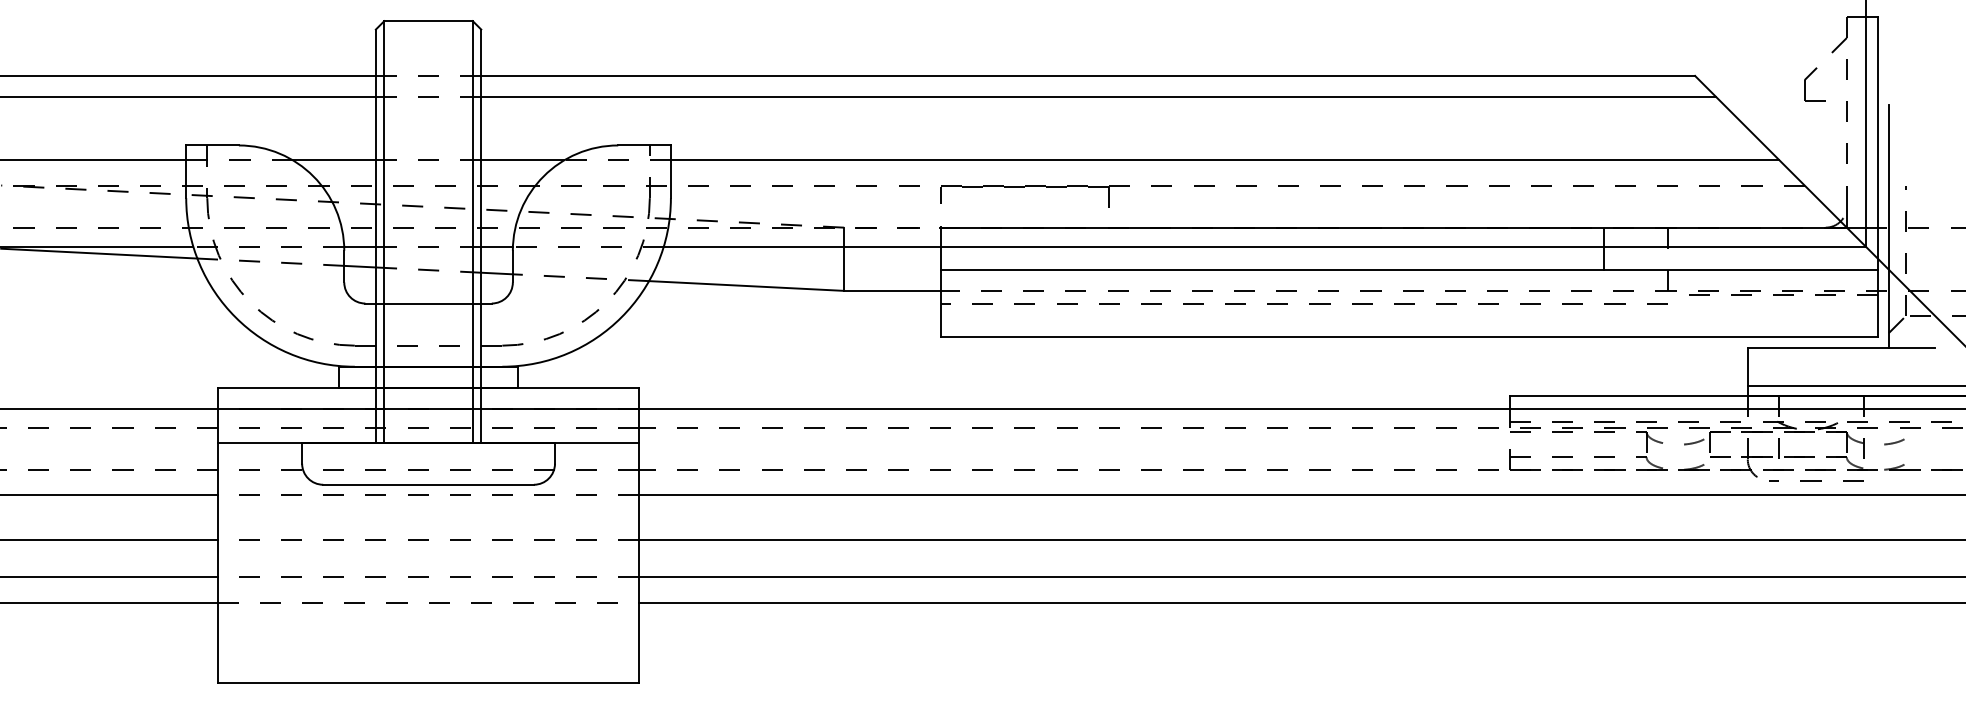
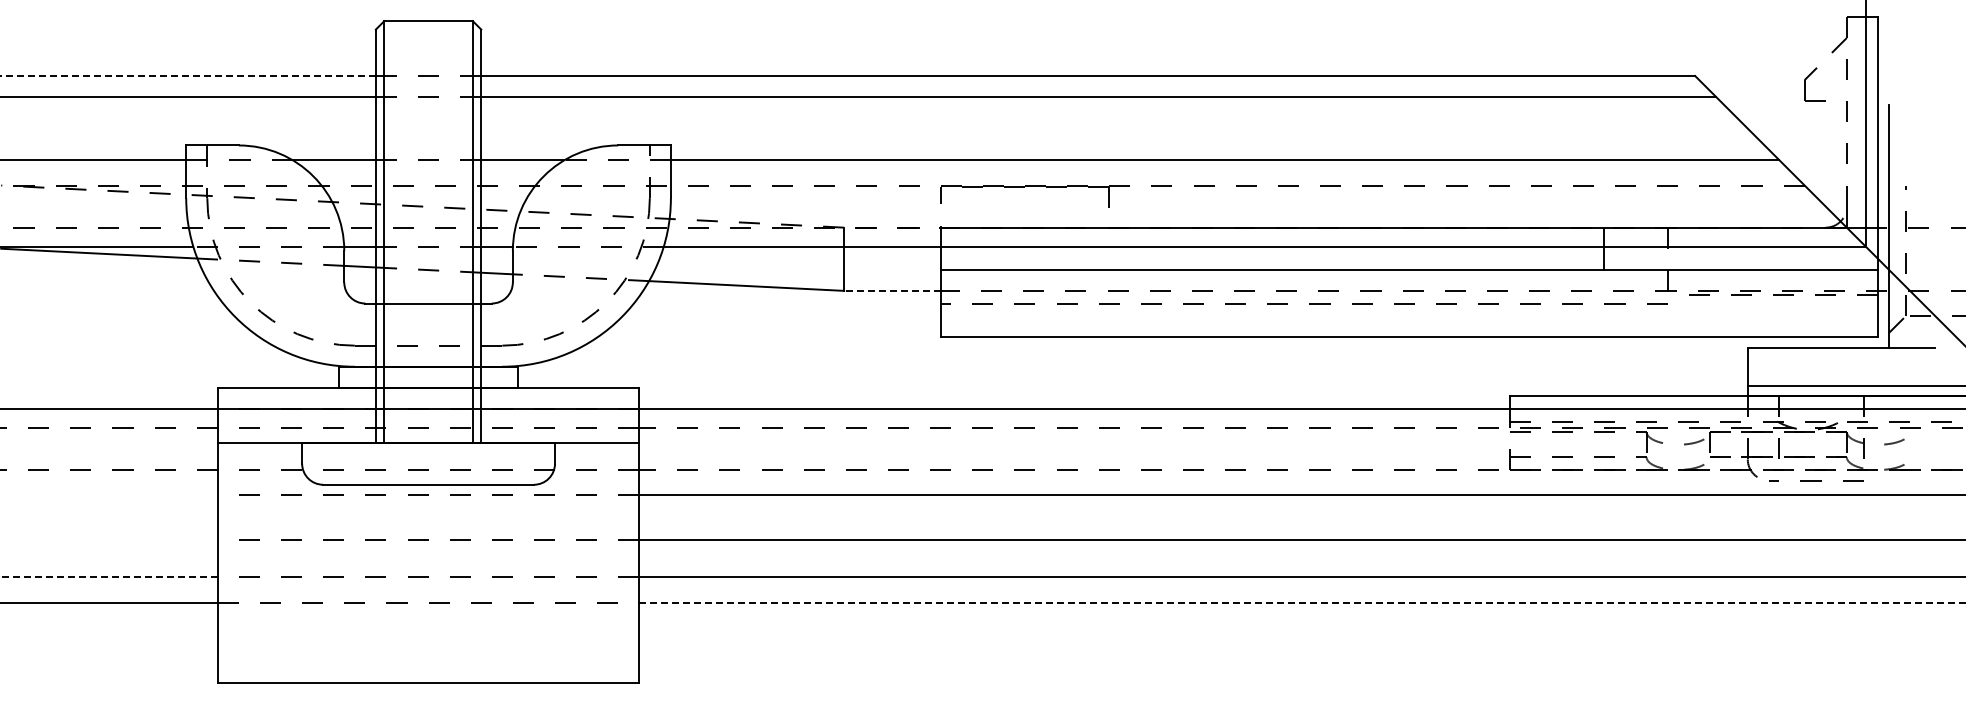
line: solid -> dashed (187, 75)
line: solid -> dashed (891, 290)
line: present -> none (109, 495)
line: present -> none (109, 539)
line: solid -> dashed (108, 577)
line: solid -> dashed (1303, 602)
